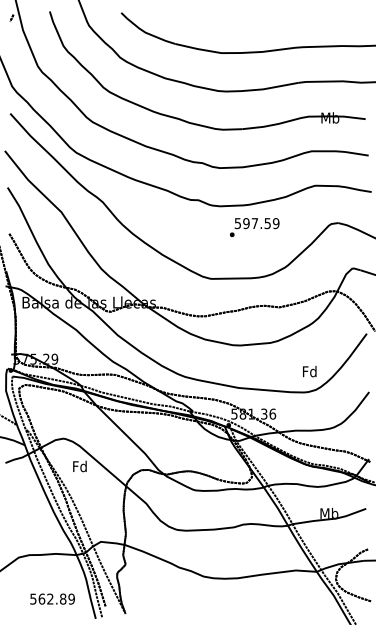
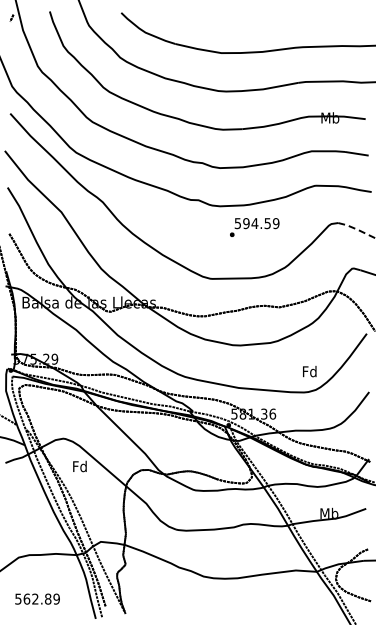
text: 597.59 -> 594.59 (254, 223)
line: solid -> dashed (357, 229)
text position: (52, 598) -> (37, 598) (37, 598)
